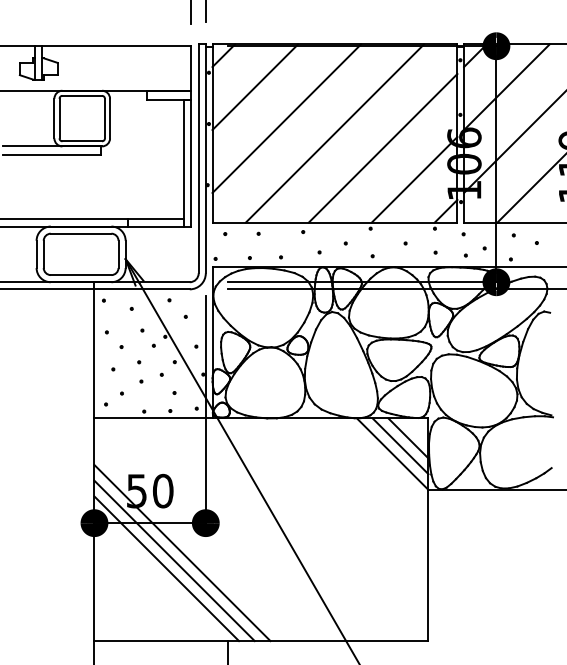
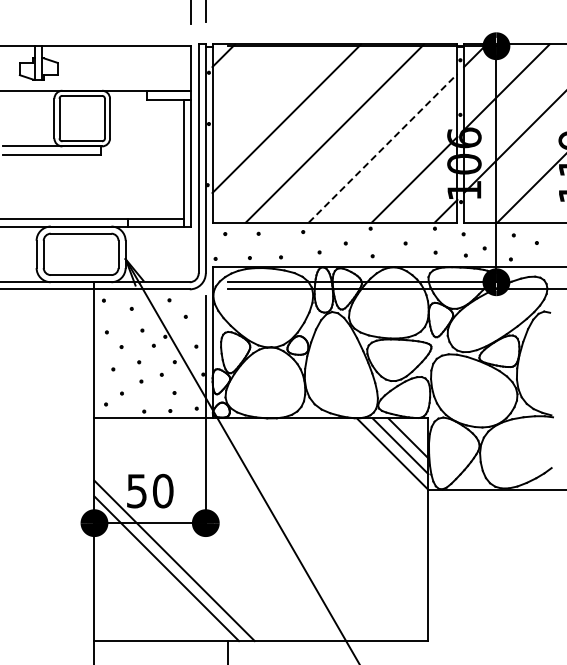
line: present -> none (255, 87)
line: solid -> dashed (383, 147)
line: present -> none (182, 553)
